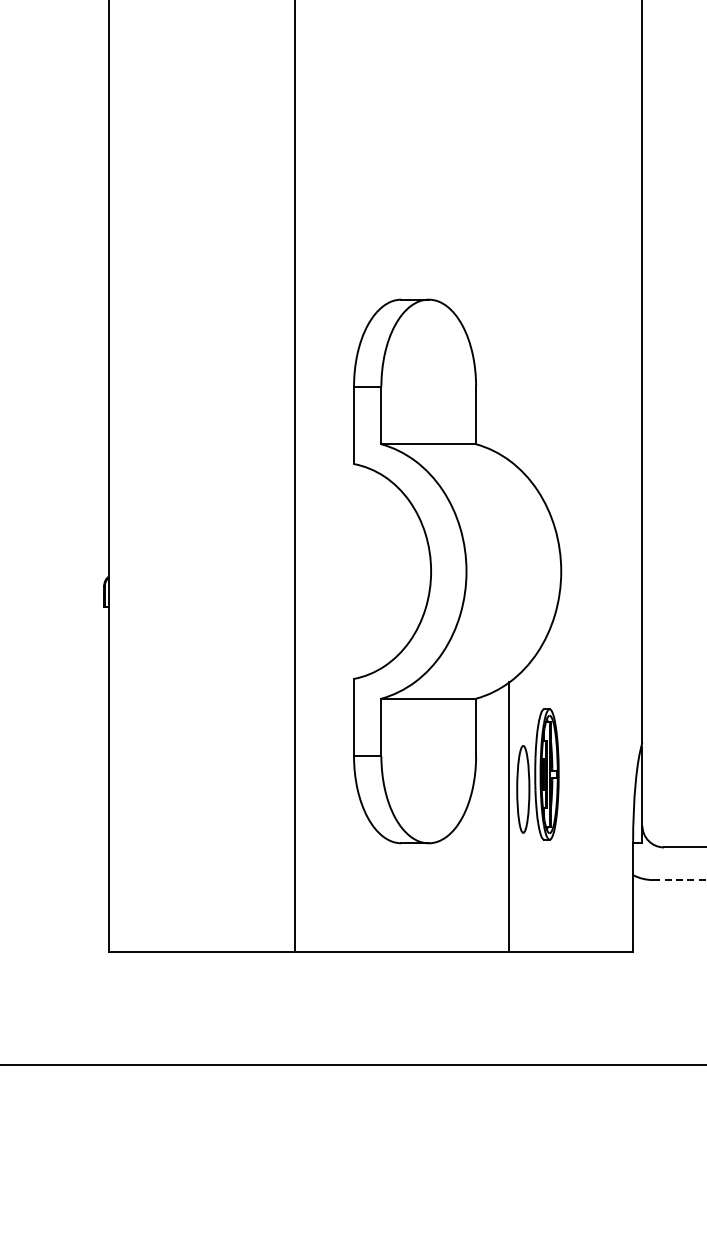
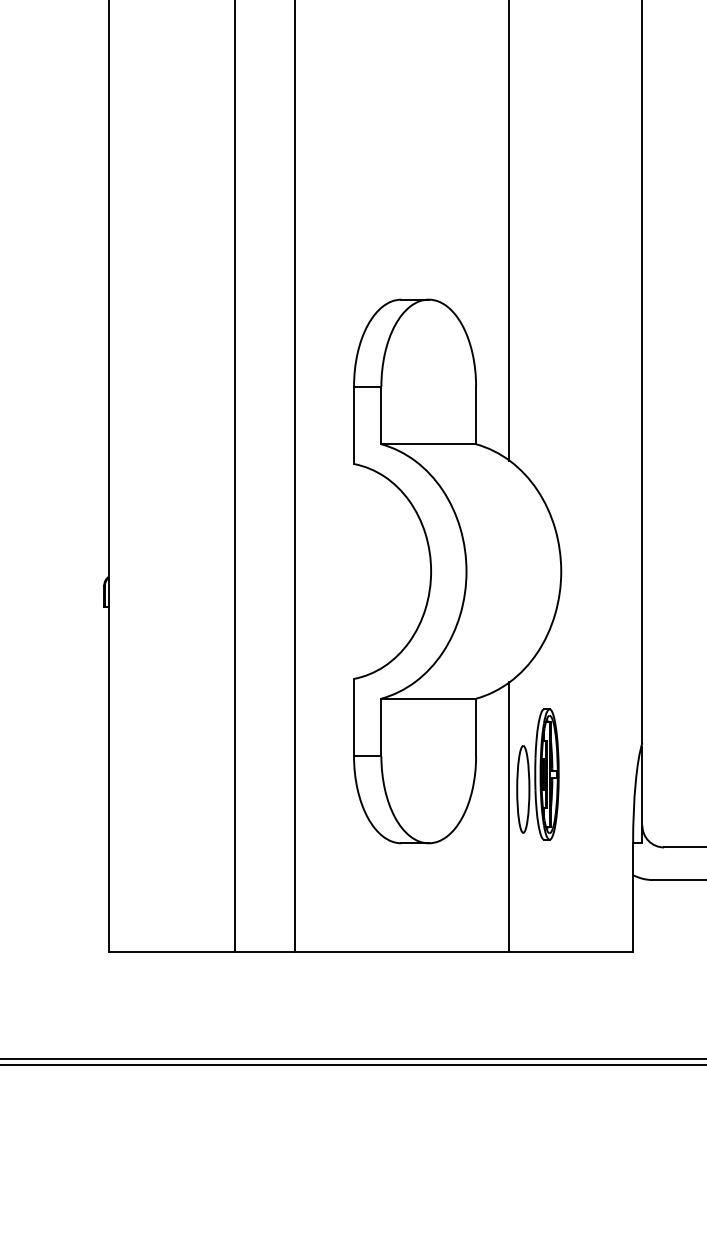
line: none -> present (509, 231)
line: none -> present (234, 477)
line: dashed -> solid (680, 880)
line: none -> present (352, 1059)
